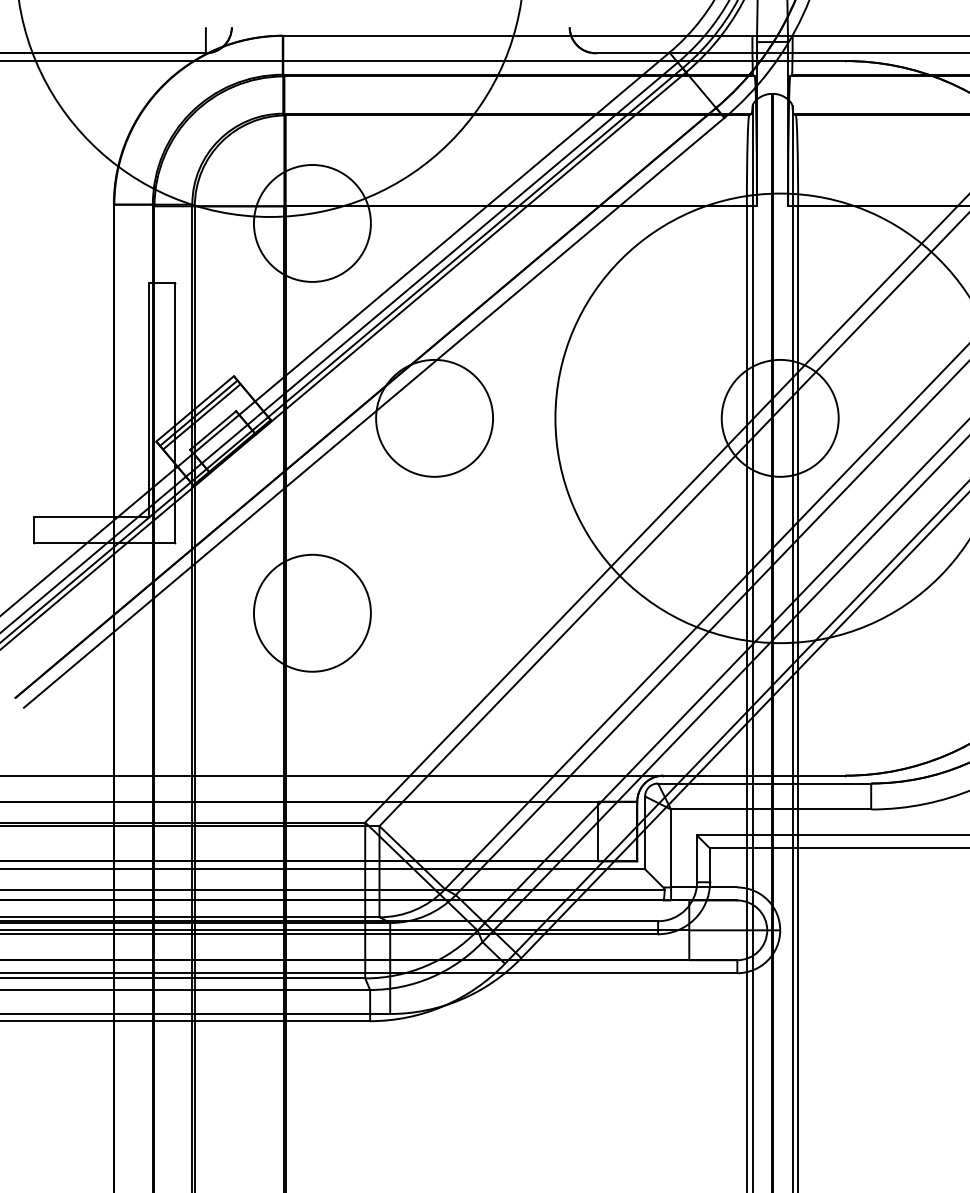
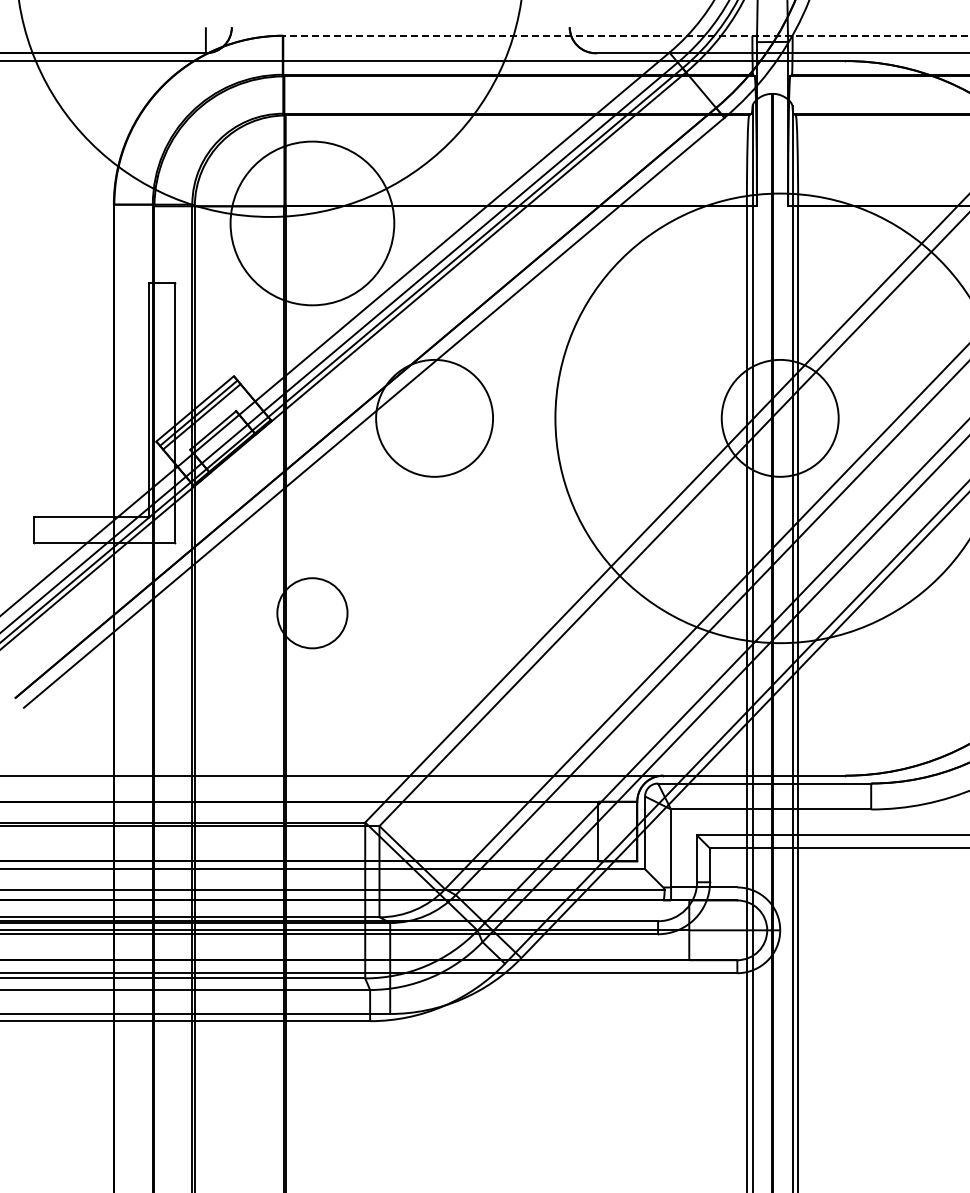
line: solid -> dashed (626, 35)
circle diameter: 117 px -> 164 px (312, 223)
circle diameter: 117 px -> 70 px (312, 613)
